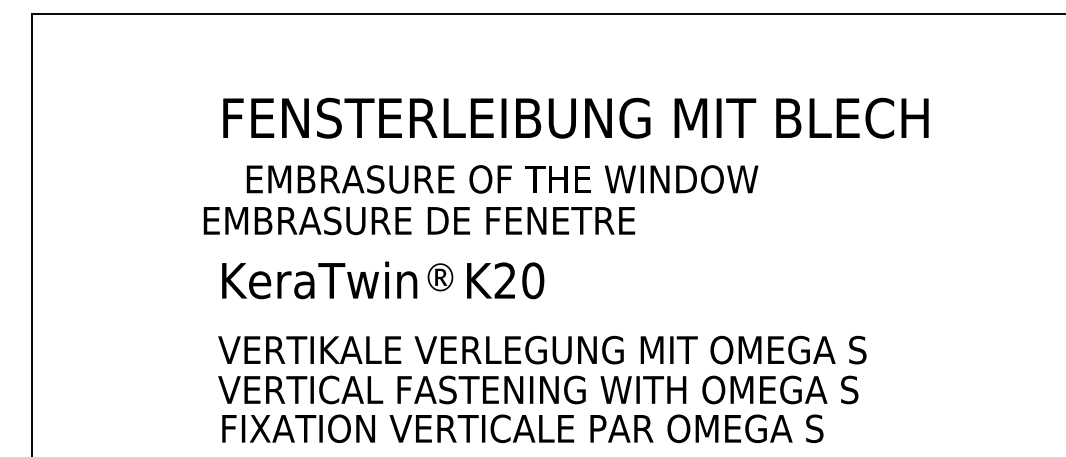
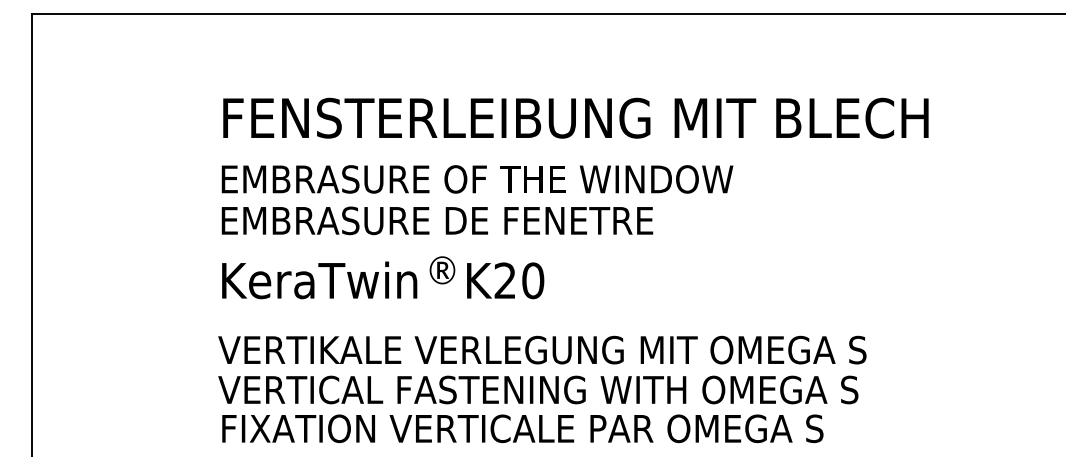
text position: (502, 179) -> (477, 179) (477, 179)
text position: (419, 220) -> (437, 220) (437, 220)
text position: (440, 277) -> (442, 270) (442, 270)
